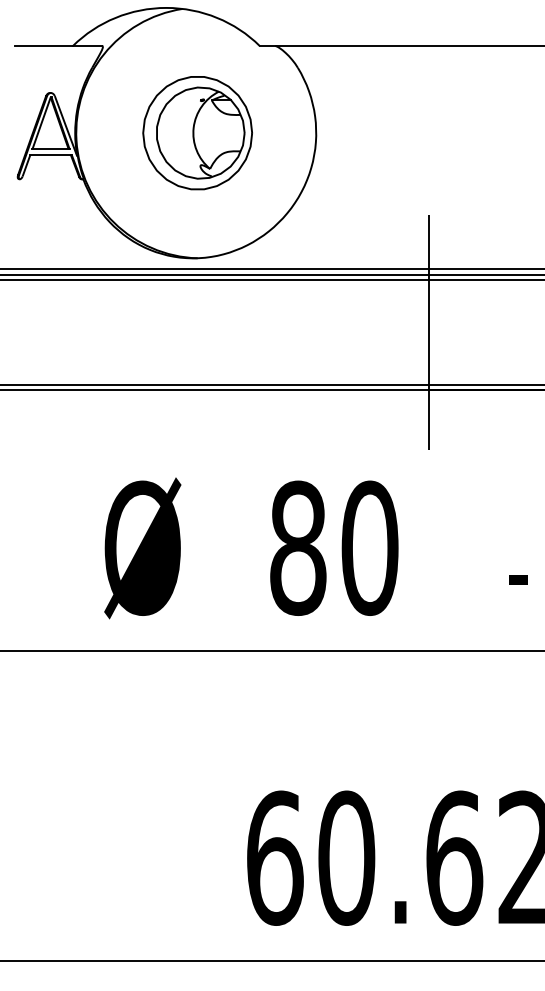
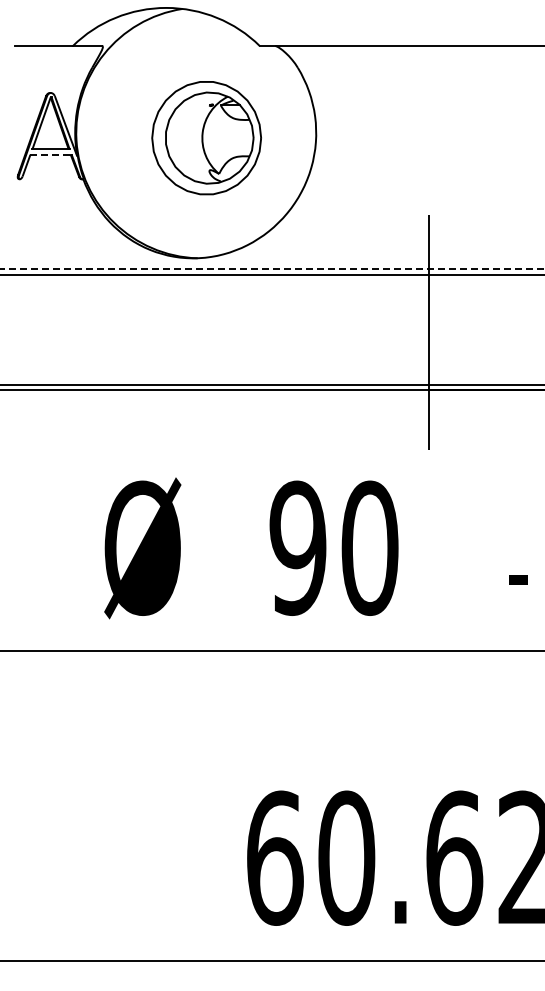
part position: (197, 133) -> (206, 138) (206, 138)
line: solid -> dashed (51, 154)
line: solid -> dashed (272, 269)
line: present -> none (271, 280)
text: 80 -> 90 (297, 547)
